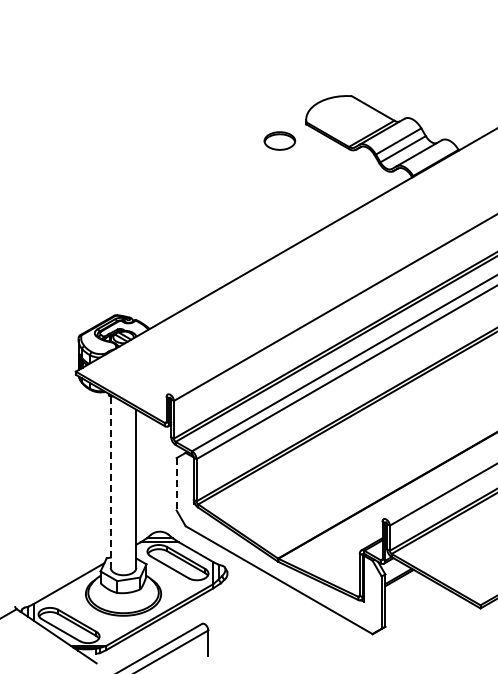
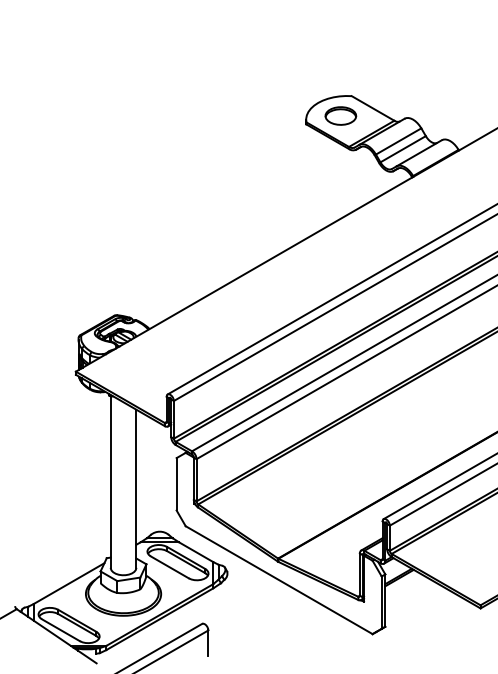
part position: (279, 140) -> (340, 115) (340, 115)
line: none -> present (330, 299)
line: dashed -> solid (110, 482)
line: dashed -> solid (176, 484)
line: none -> present (438, 487)
